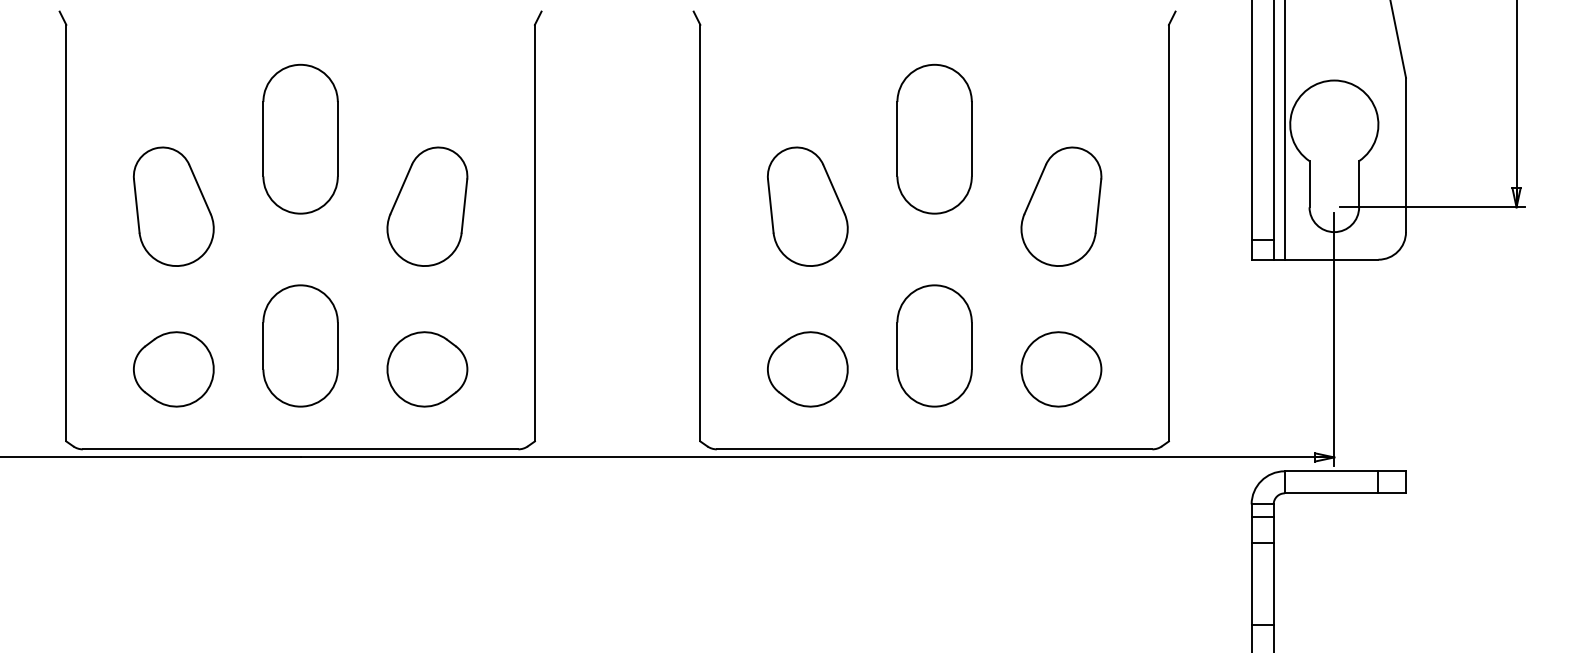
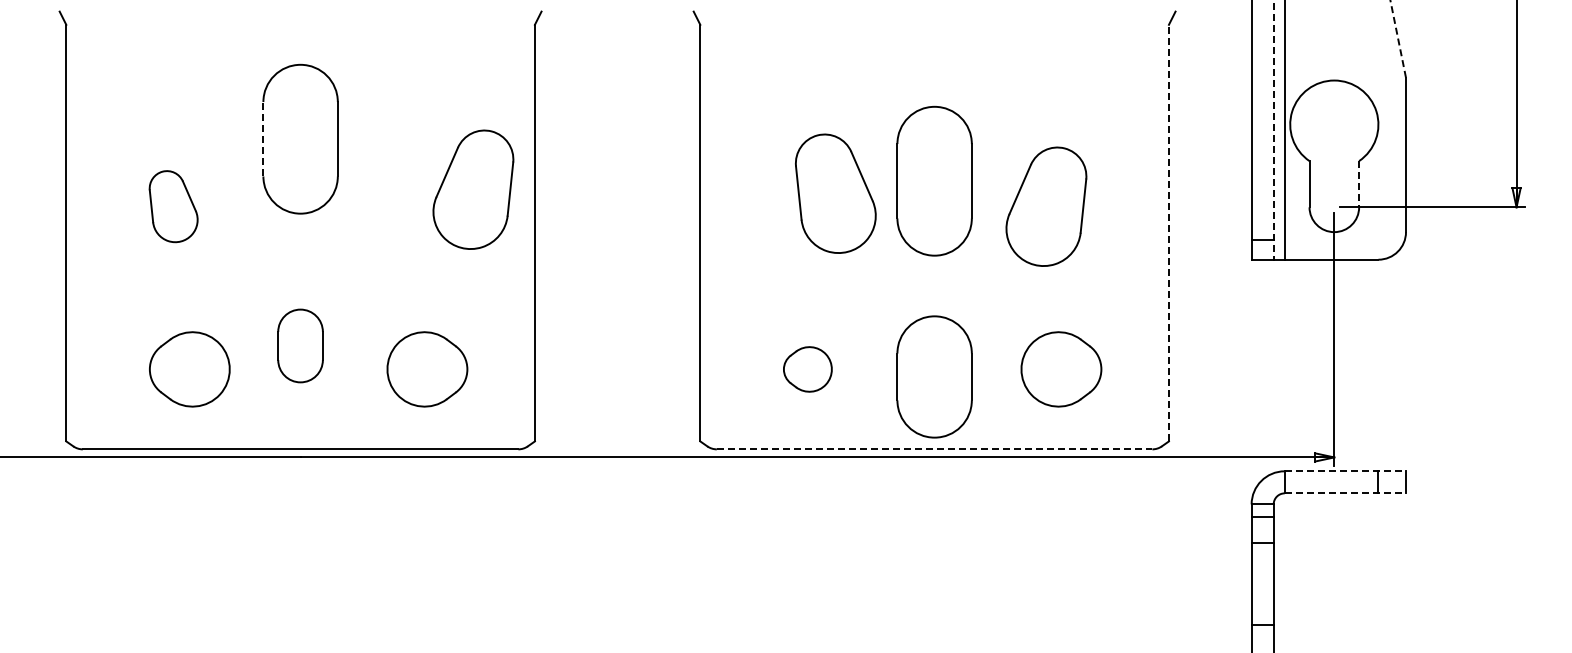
line: solid -> dashed (1398, 38)
line: solid -> dashed (1273, 130)
line: solid -> dashed (263, 138)
part position: (934, 138) -> (934, 180) (934, 180)
line: solid -> dashed (1359, 184)
part size: 83x121 px -> 51x74 px (173, 206)
part position: (427, 206) -> (473, 189) (473, 189)
part position: (807, 206) -> (835, 193) (835, 193)
part position: (1061, 206) -> (1046, 206) (1046, 206)
line: solid -> dashed (1168, 232)
part size: 77x124 px -> 47x76 px (300, 345)
part position: (934, 345) -> (934, 376) (934, 376)
part position: (173, 369) -> (189, 369) (189, 369)
part size: 82x77 px -> 50x47 px (807, 369)
line: solid -> dashed (934, 449)
line: solid -> dashed (1345, 471)
line: solid -> dashed (1345, 493)
